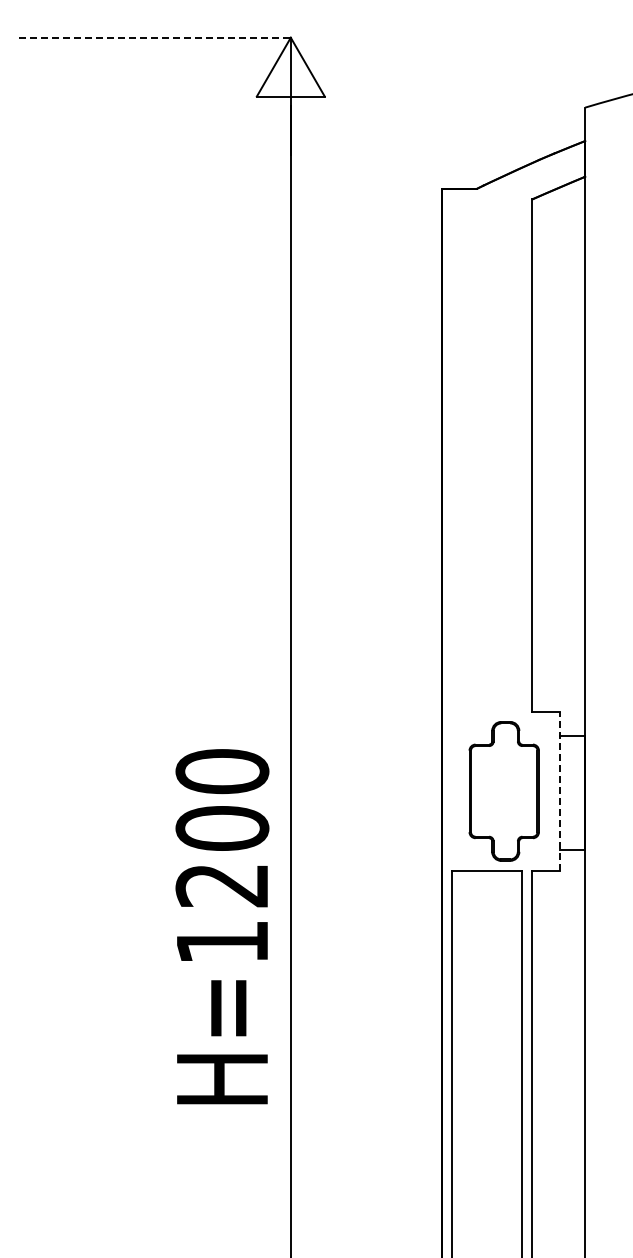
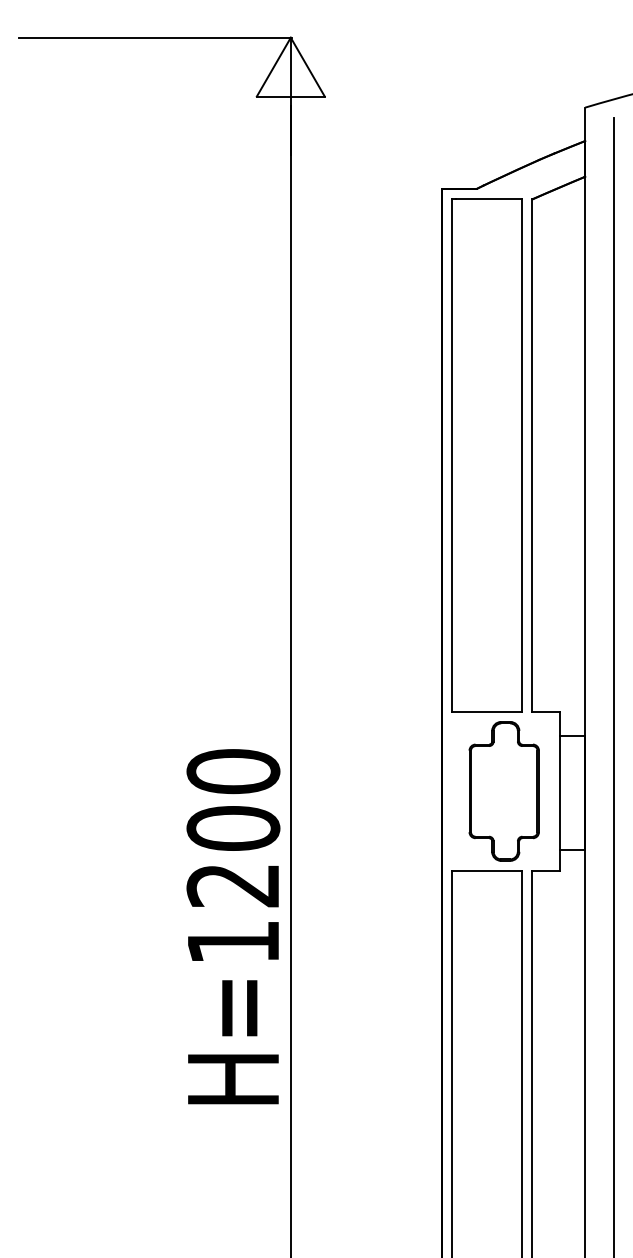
line: dashed -> solid (155, 37)
part: none -> present (486, 455)
line: none -> present (614, 686)
line: dashed -> solid (560, 790)
text position: (222, 926) -> (233, 926) (233, 926)
